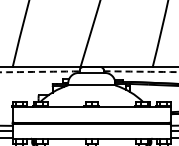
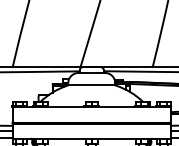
arc: dashed -> solid (40, 71)
arc: dashed -> solid (141, 71)
